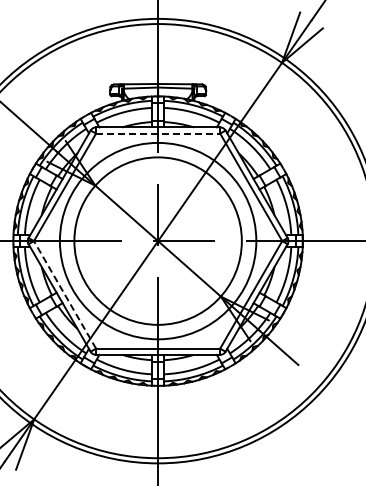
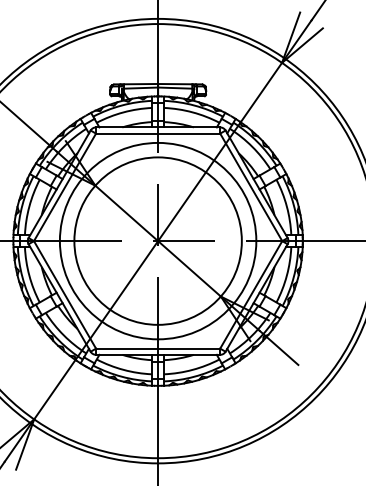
line: dashed -> solid (158, 133)
line: dashed -> solid (64, 294)
